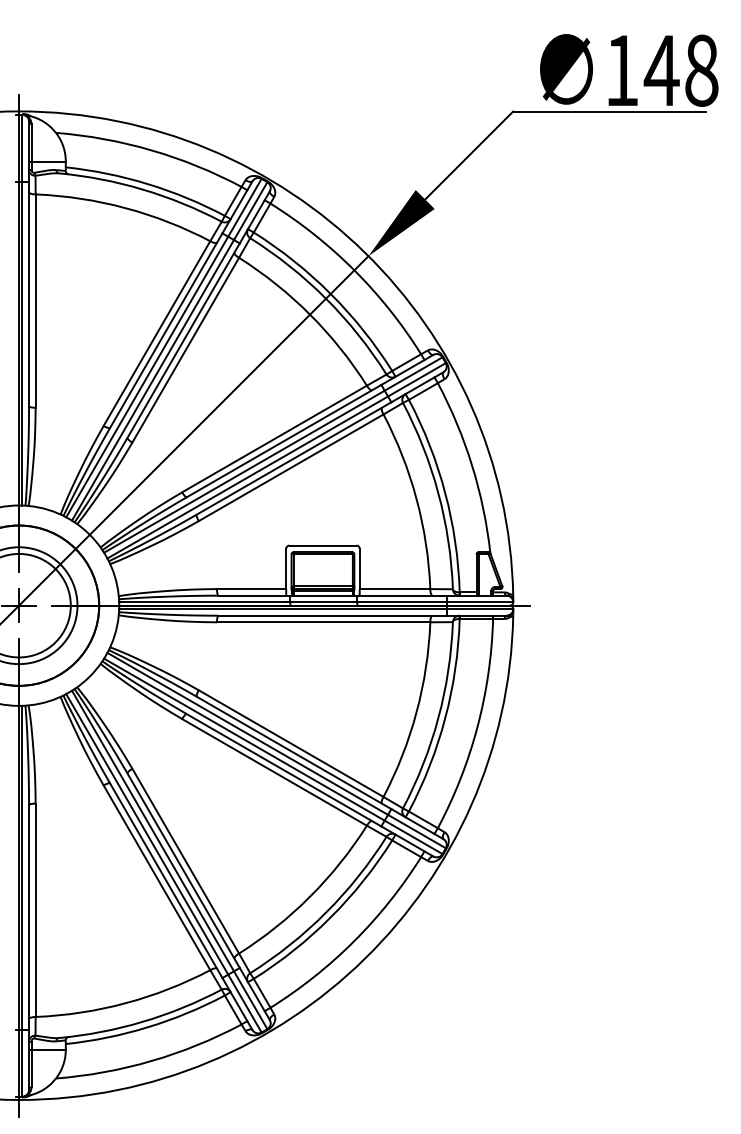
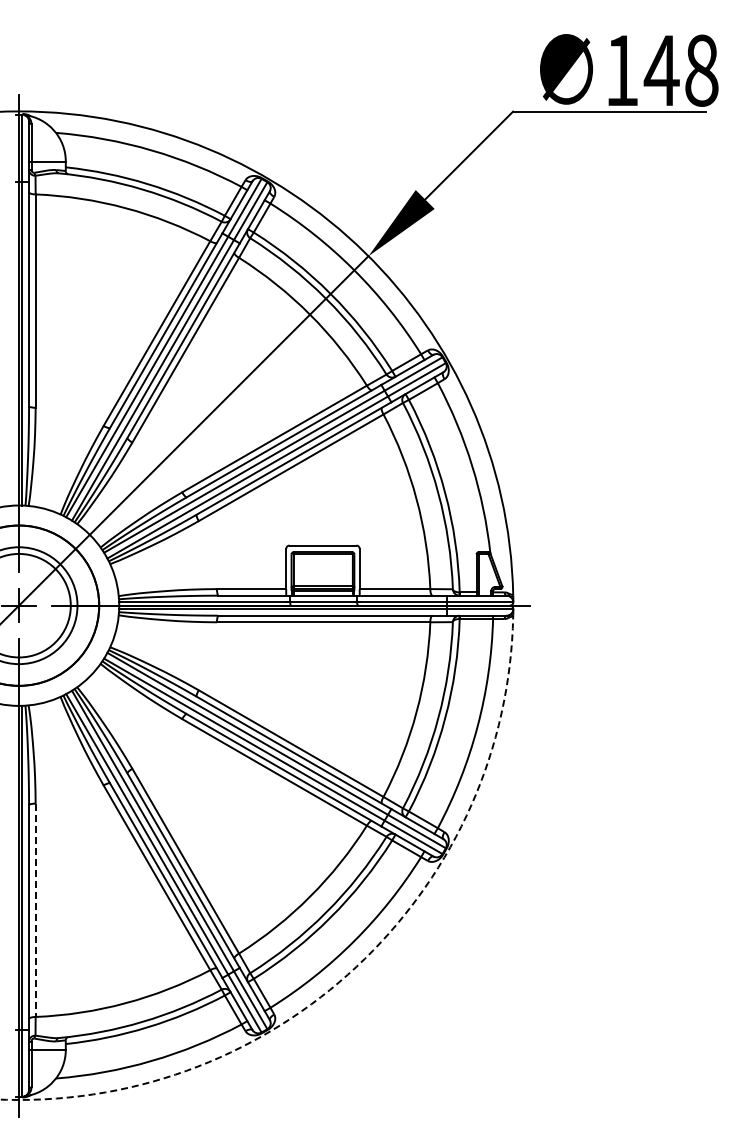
line: solid -> dashed (35, 910)
arc: solid -> dashed (357, 965)
